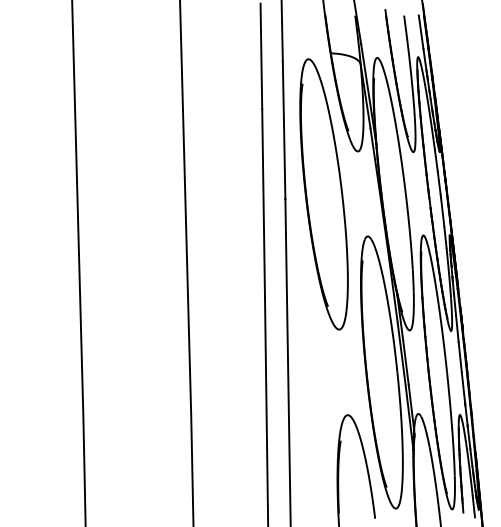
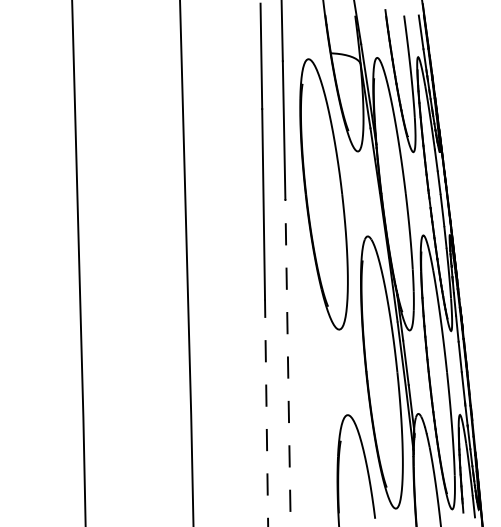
line: solid -> dashed (288, 363)
line: solid -> dashed (266, 412)
